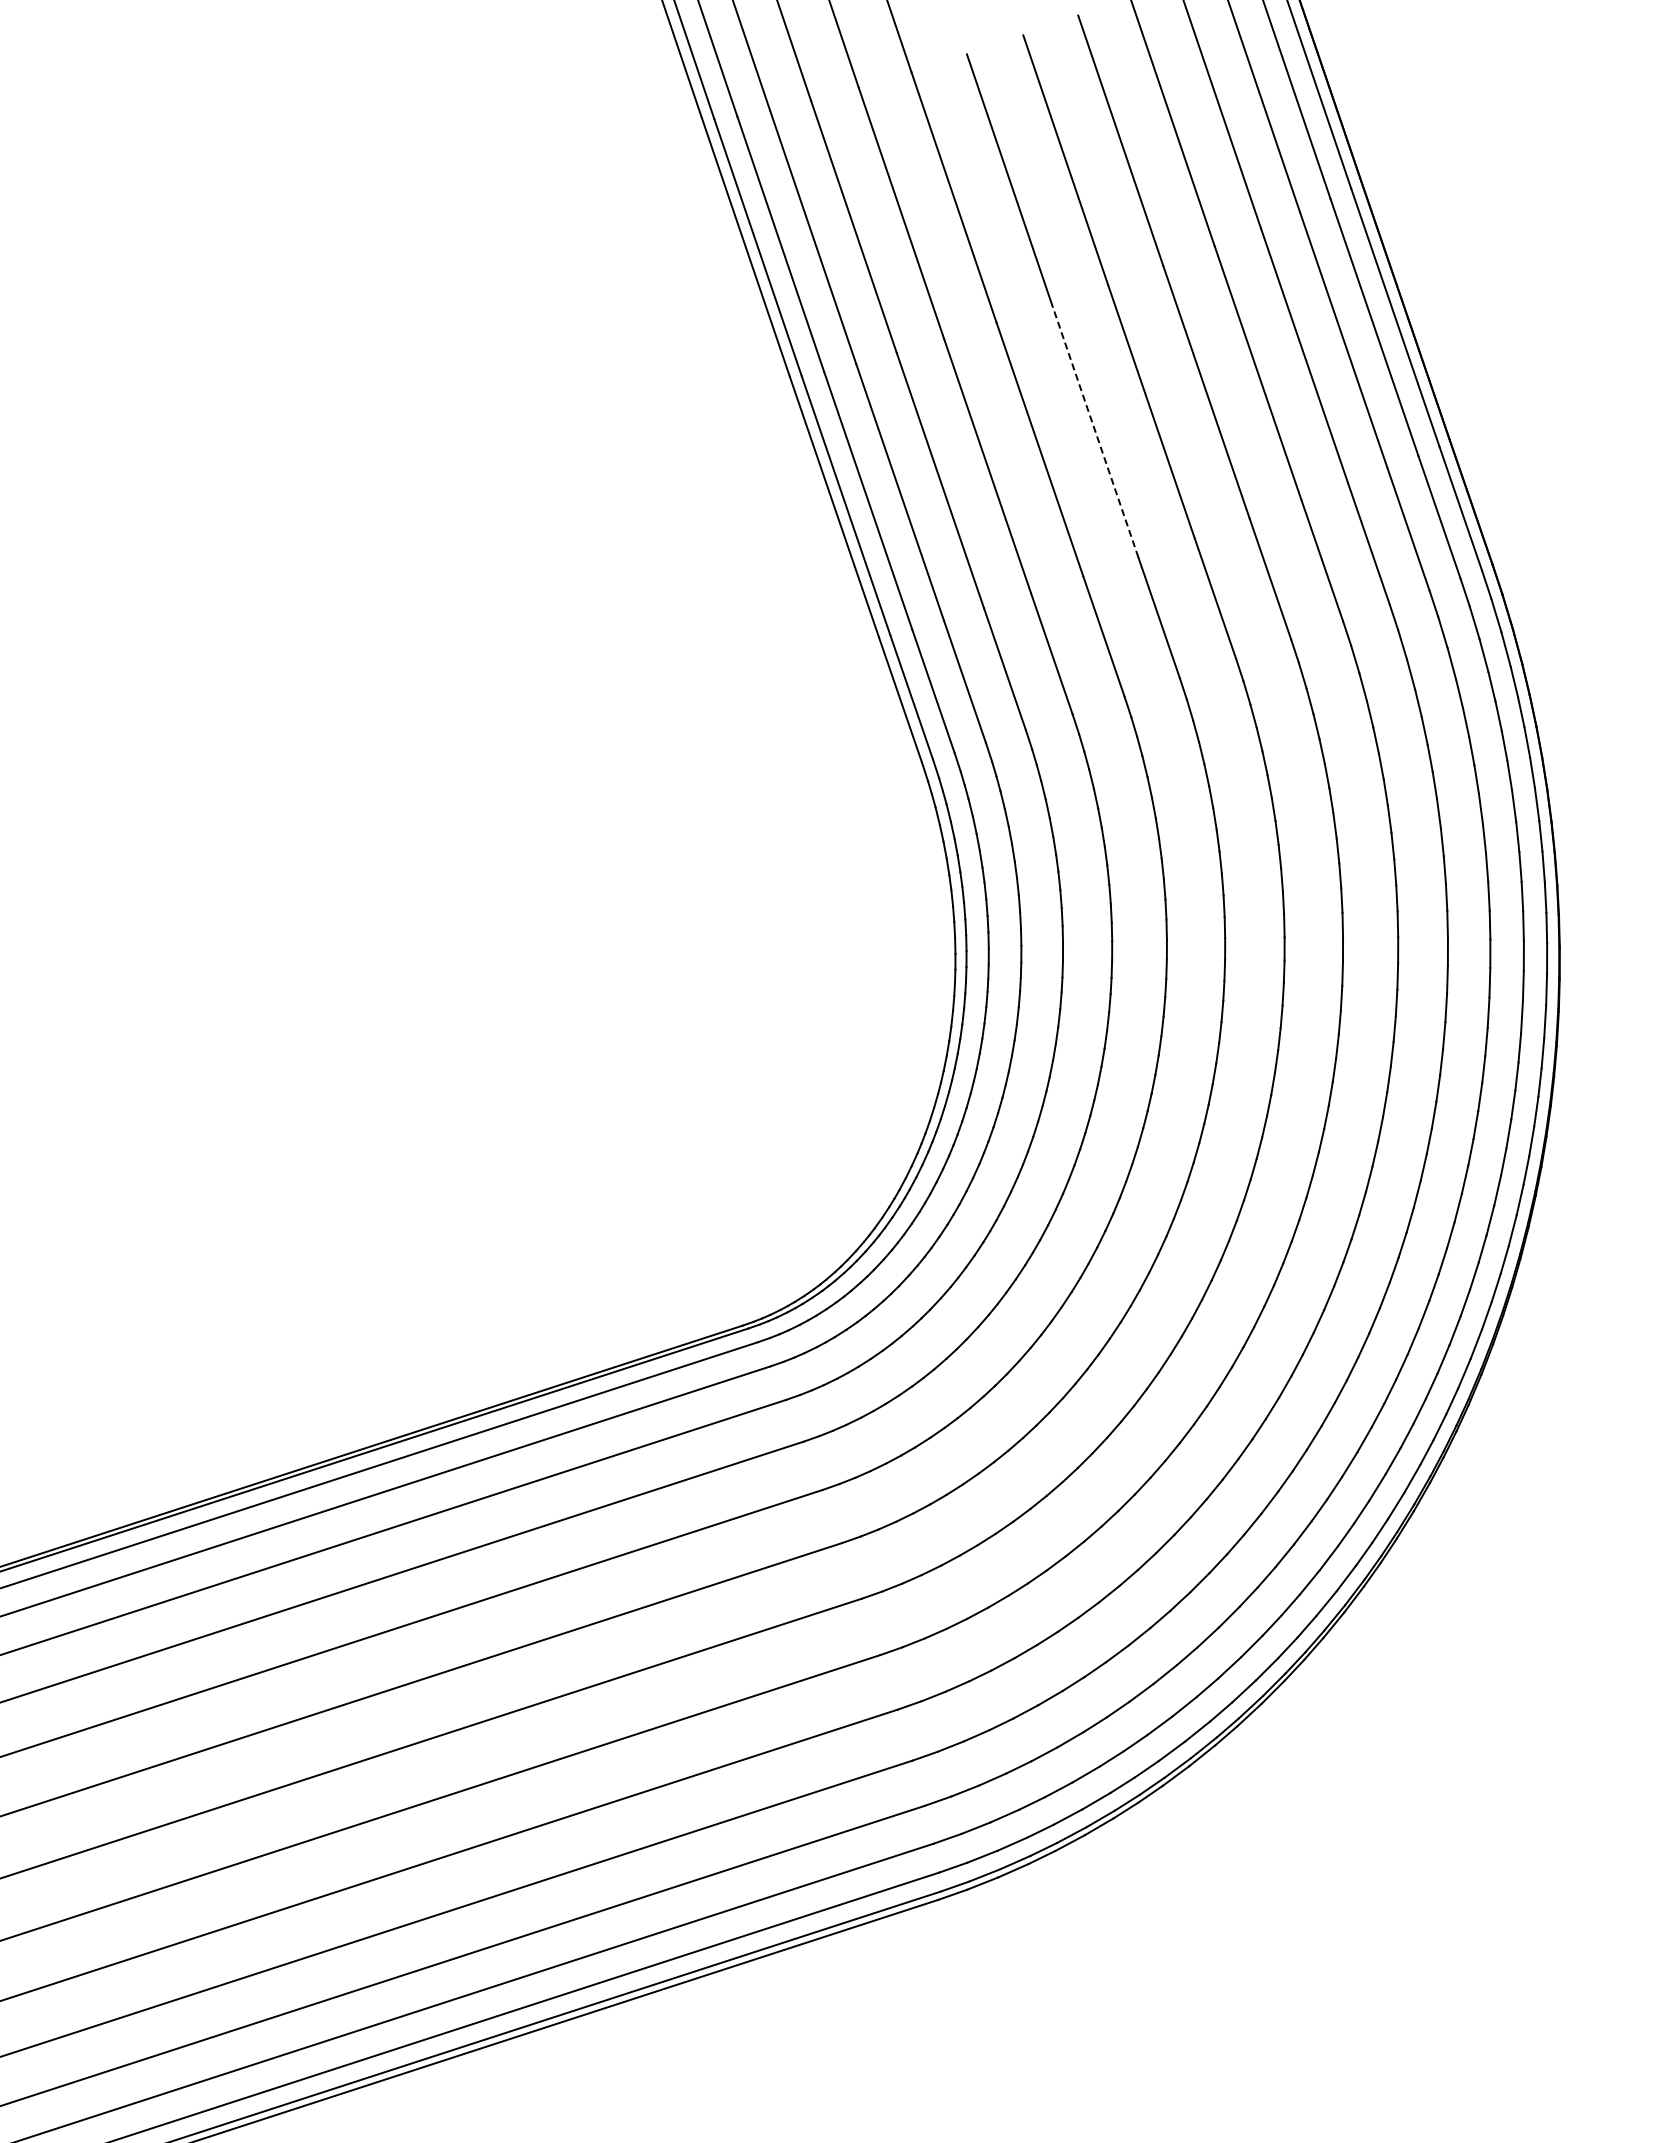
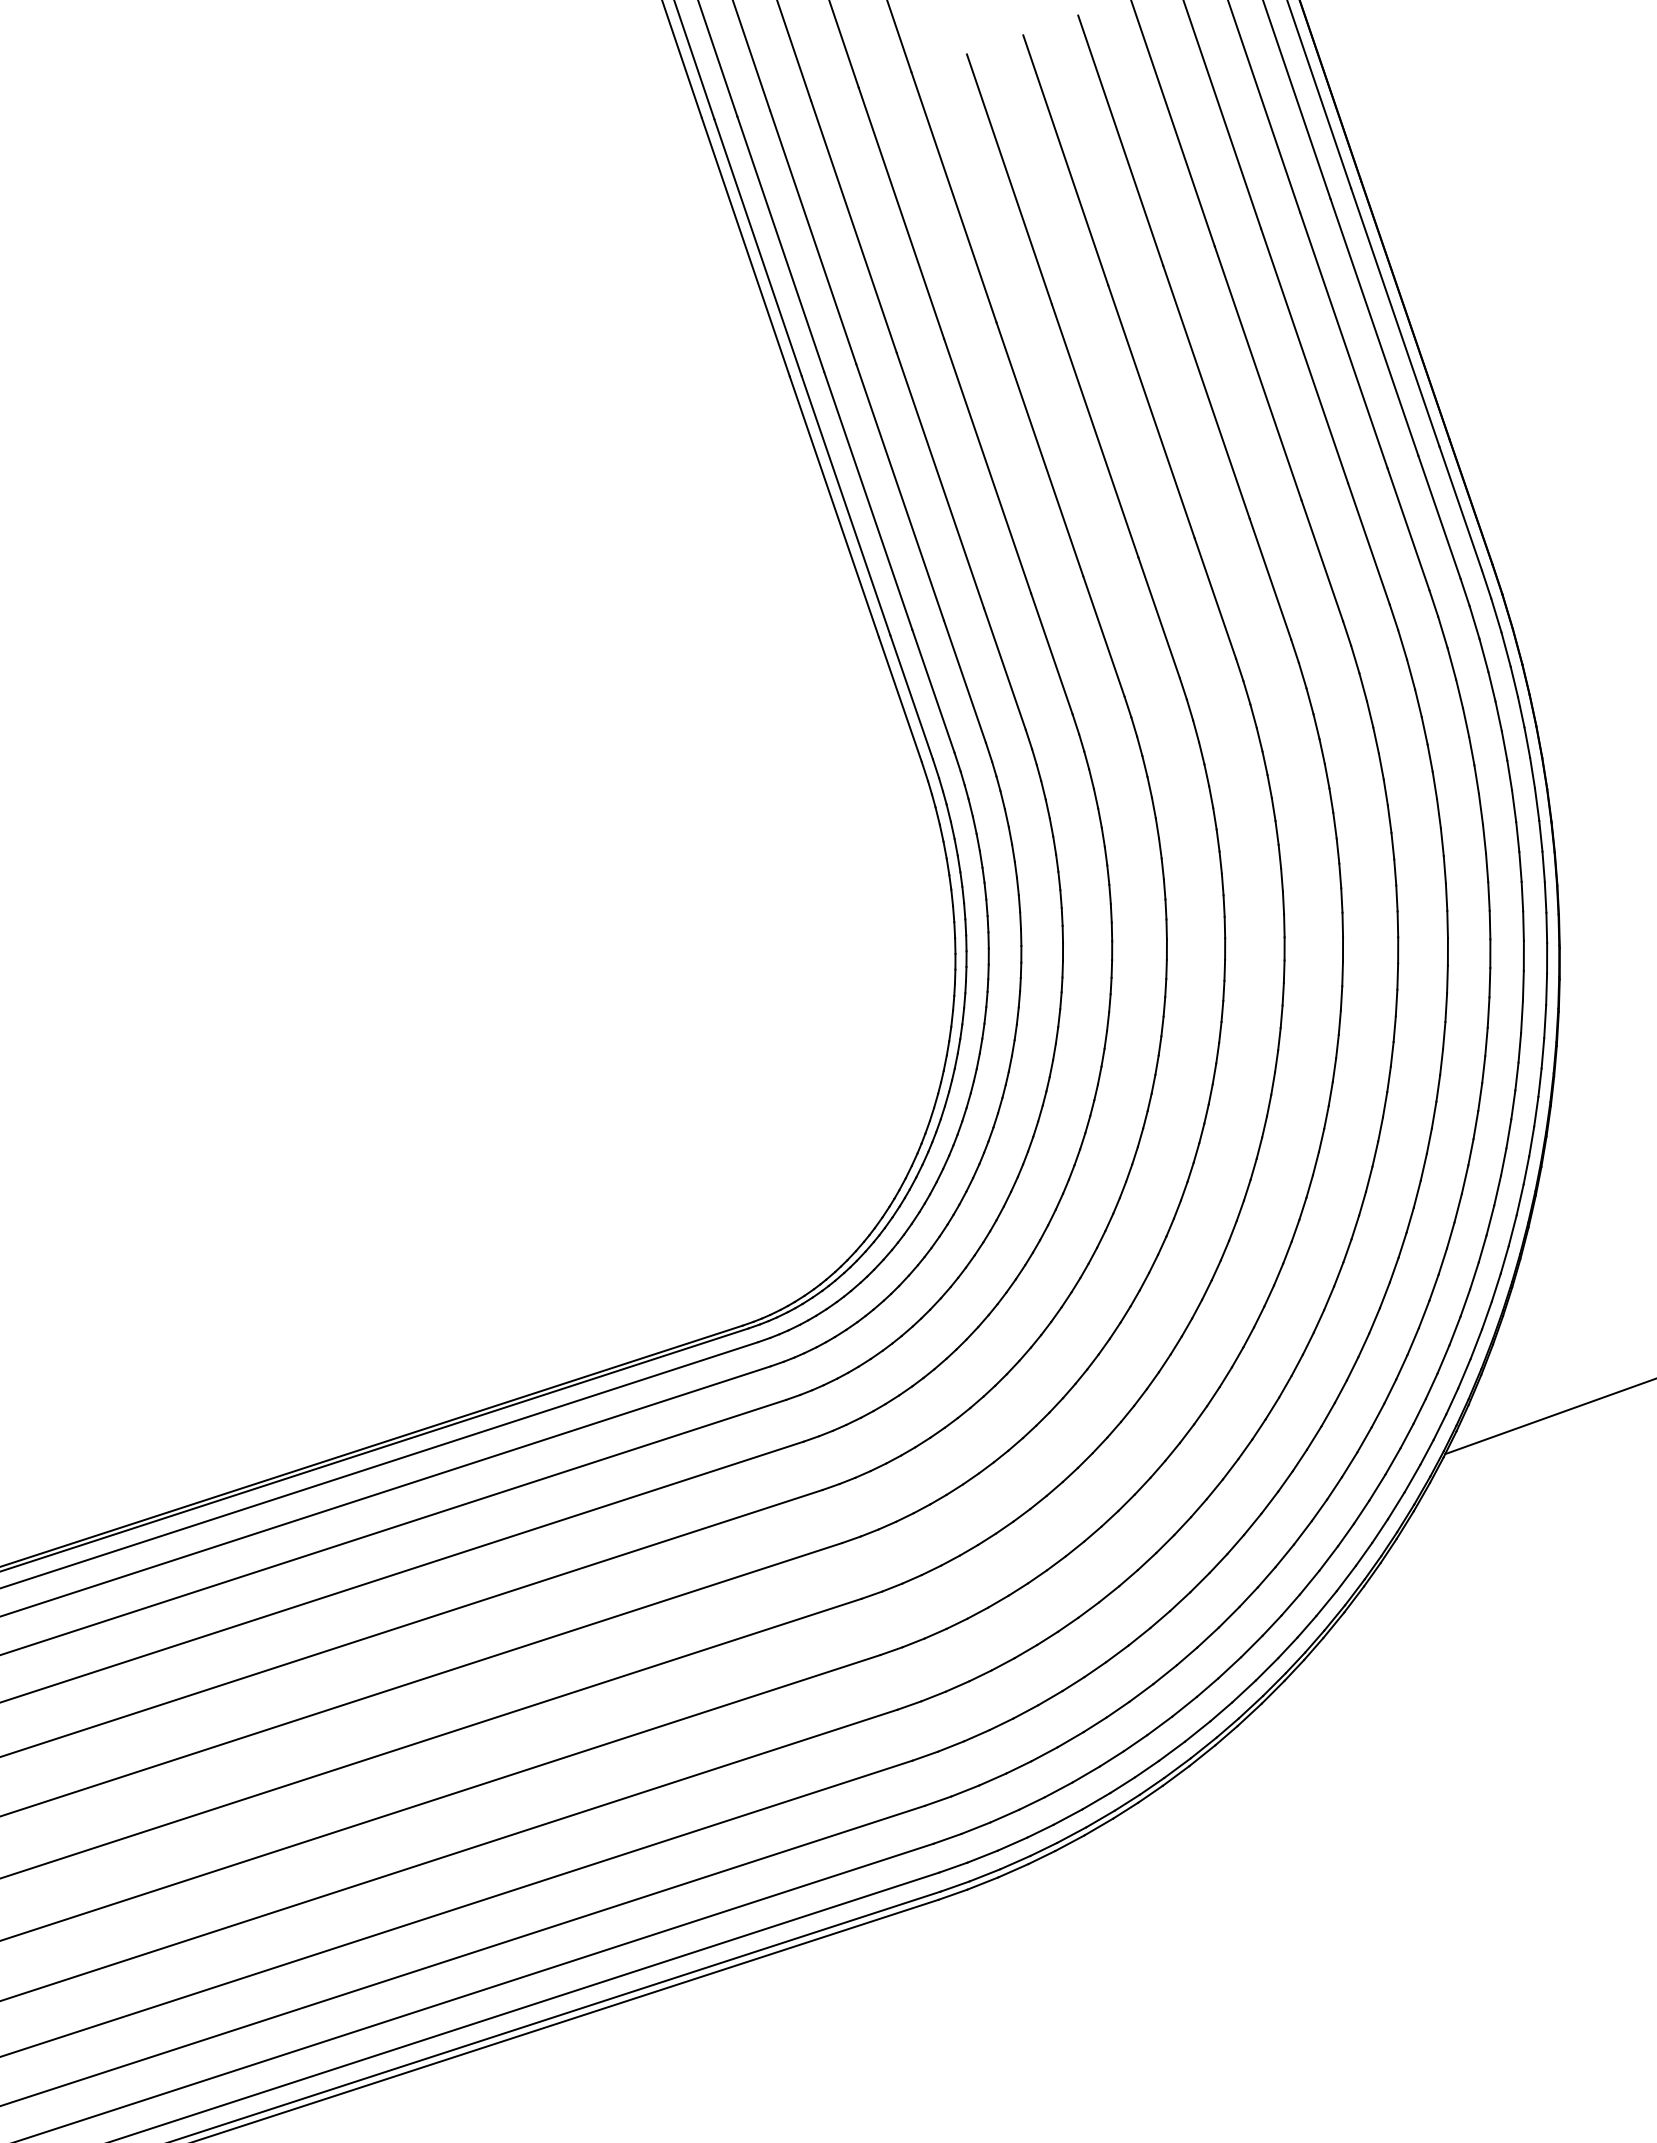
line: dashed -> solid (1095, 430)
line: none -> present (1549, 1416)
